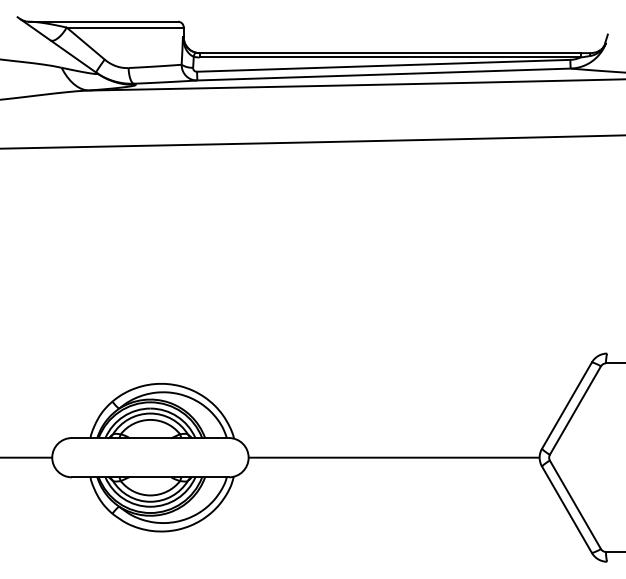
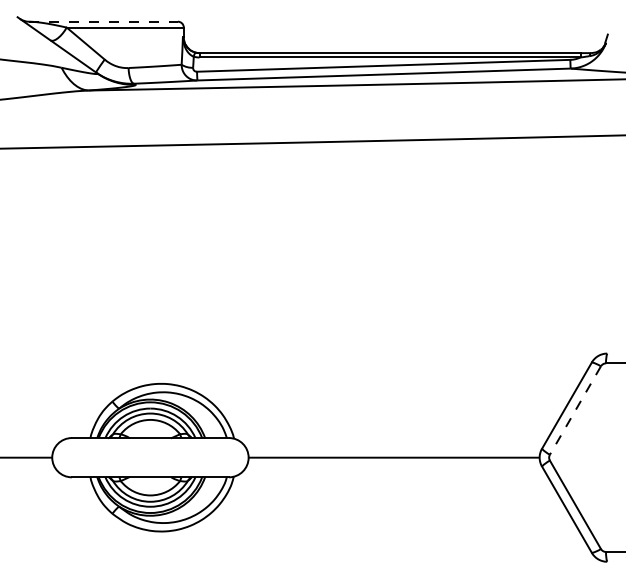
line: solid -> dashed (103, 21)
line: solid -> dashed (575, 410)
